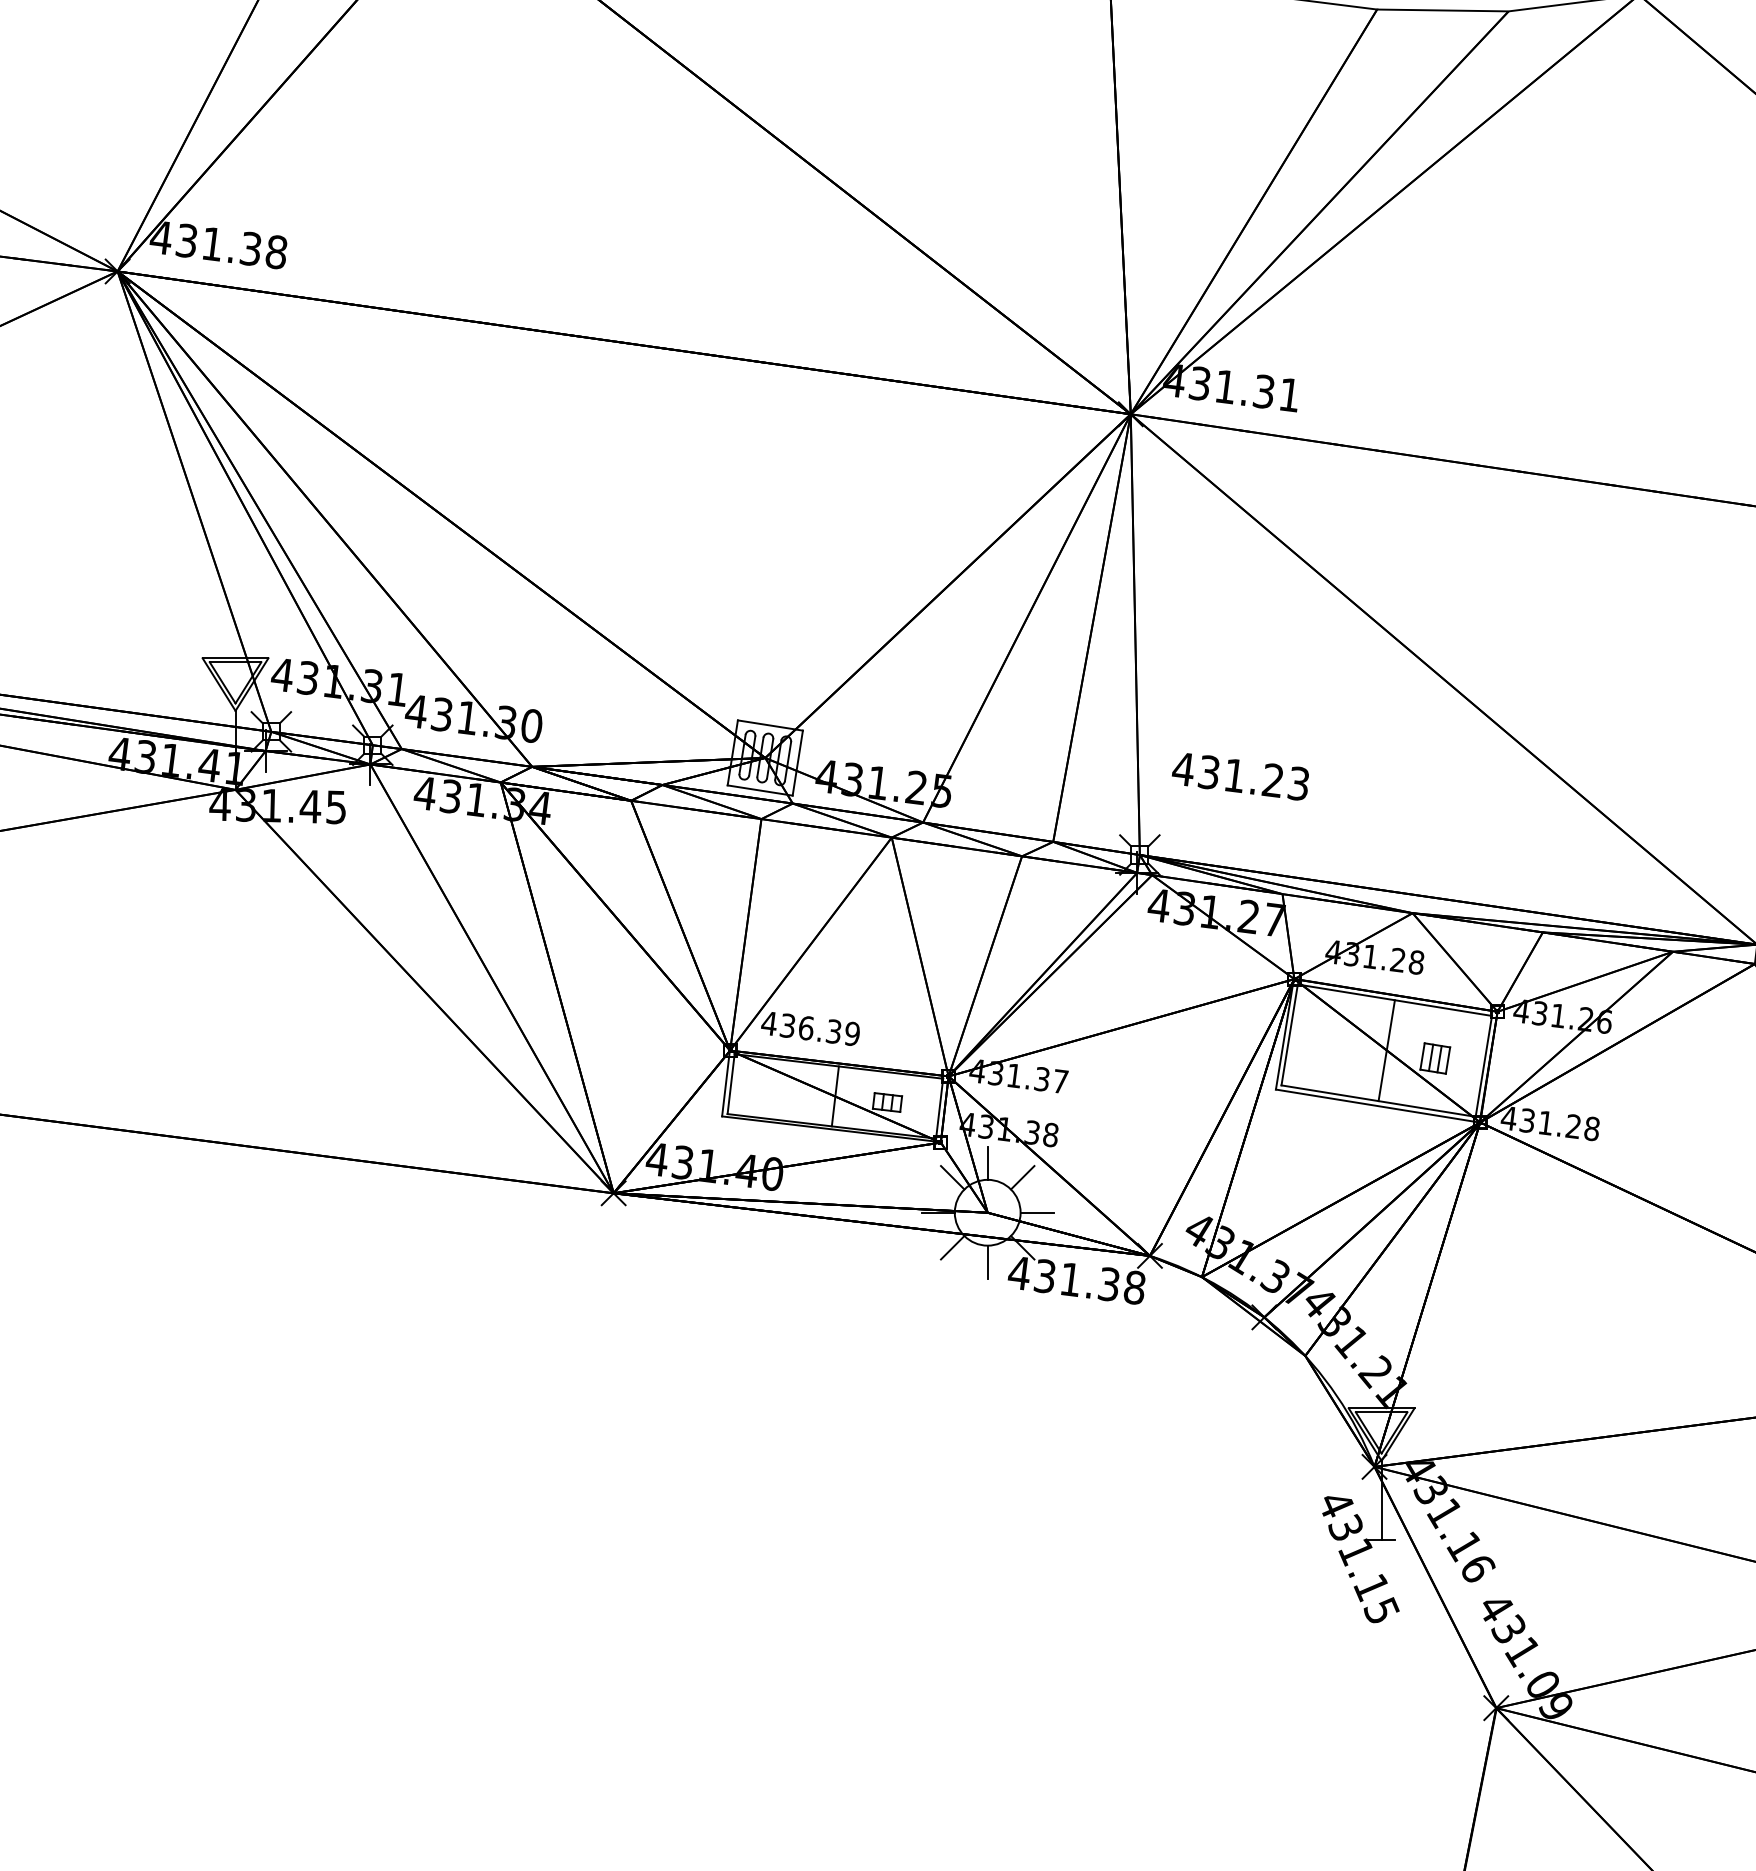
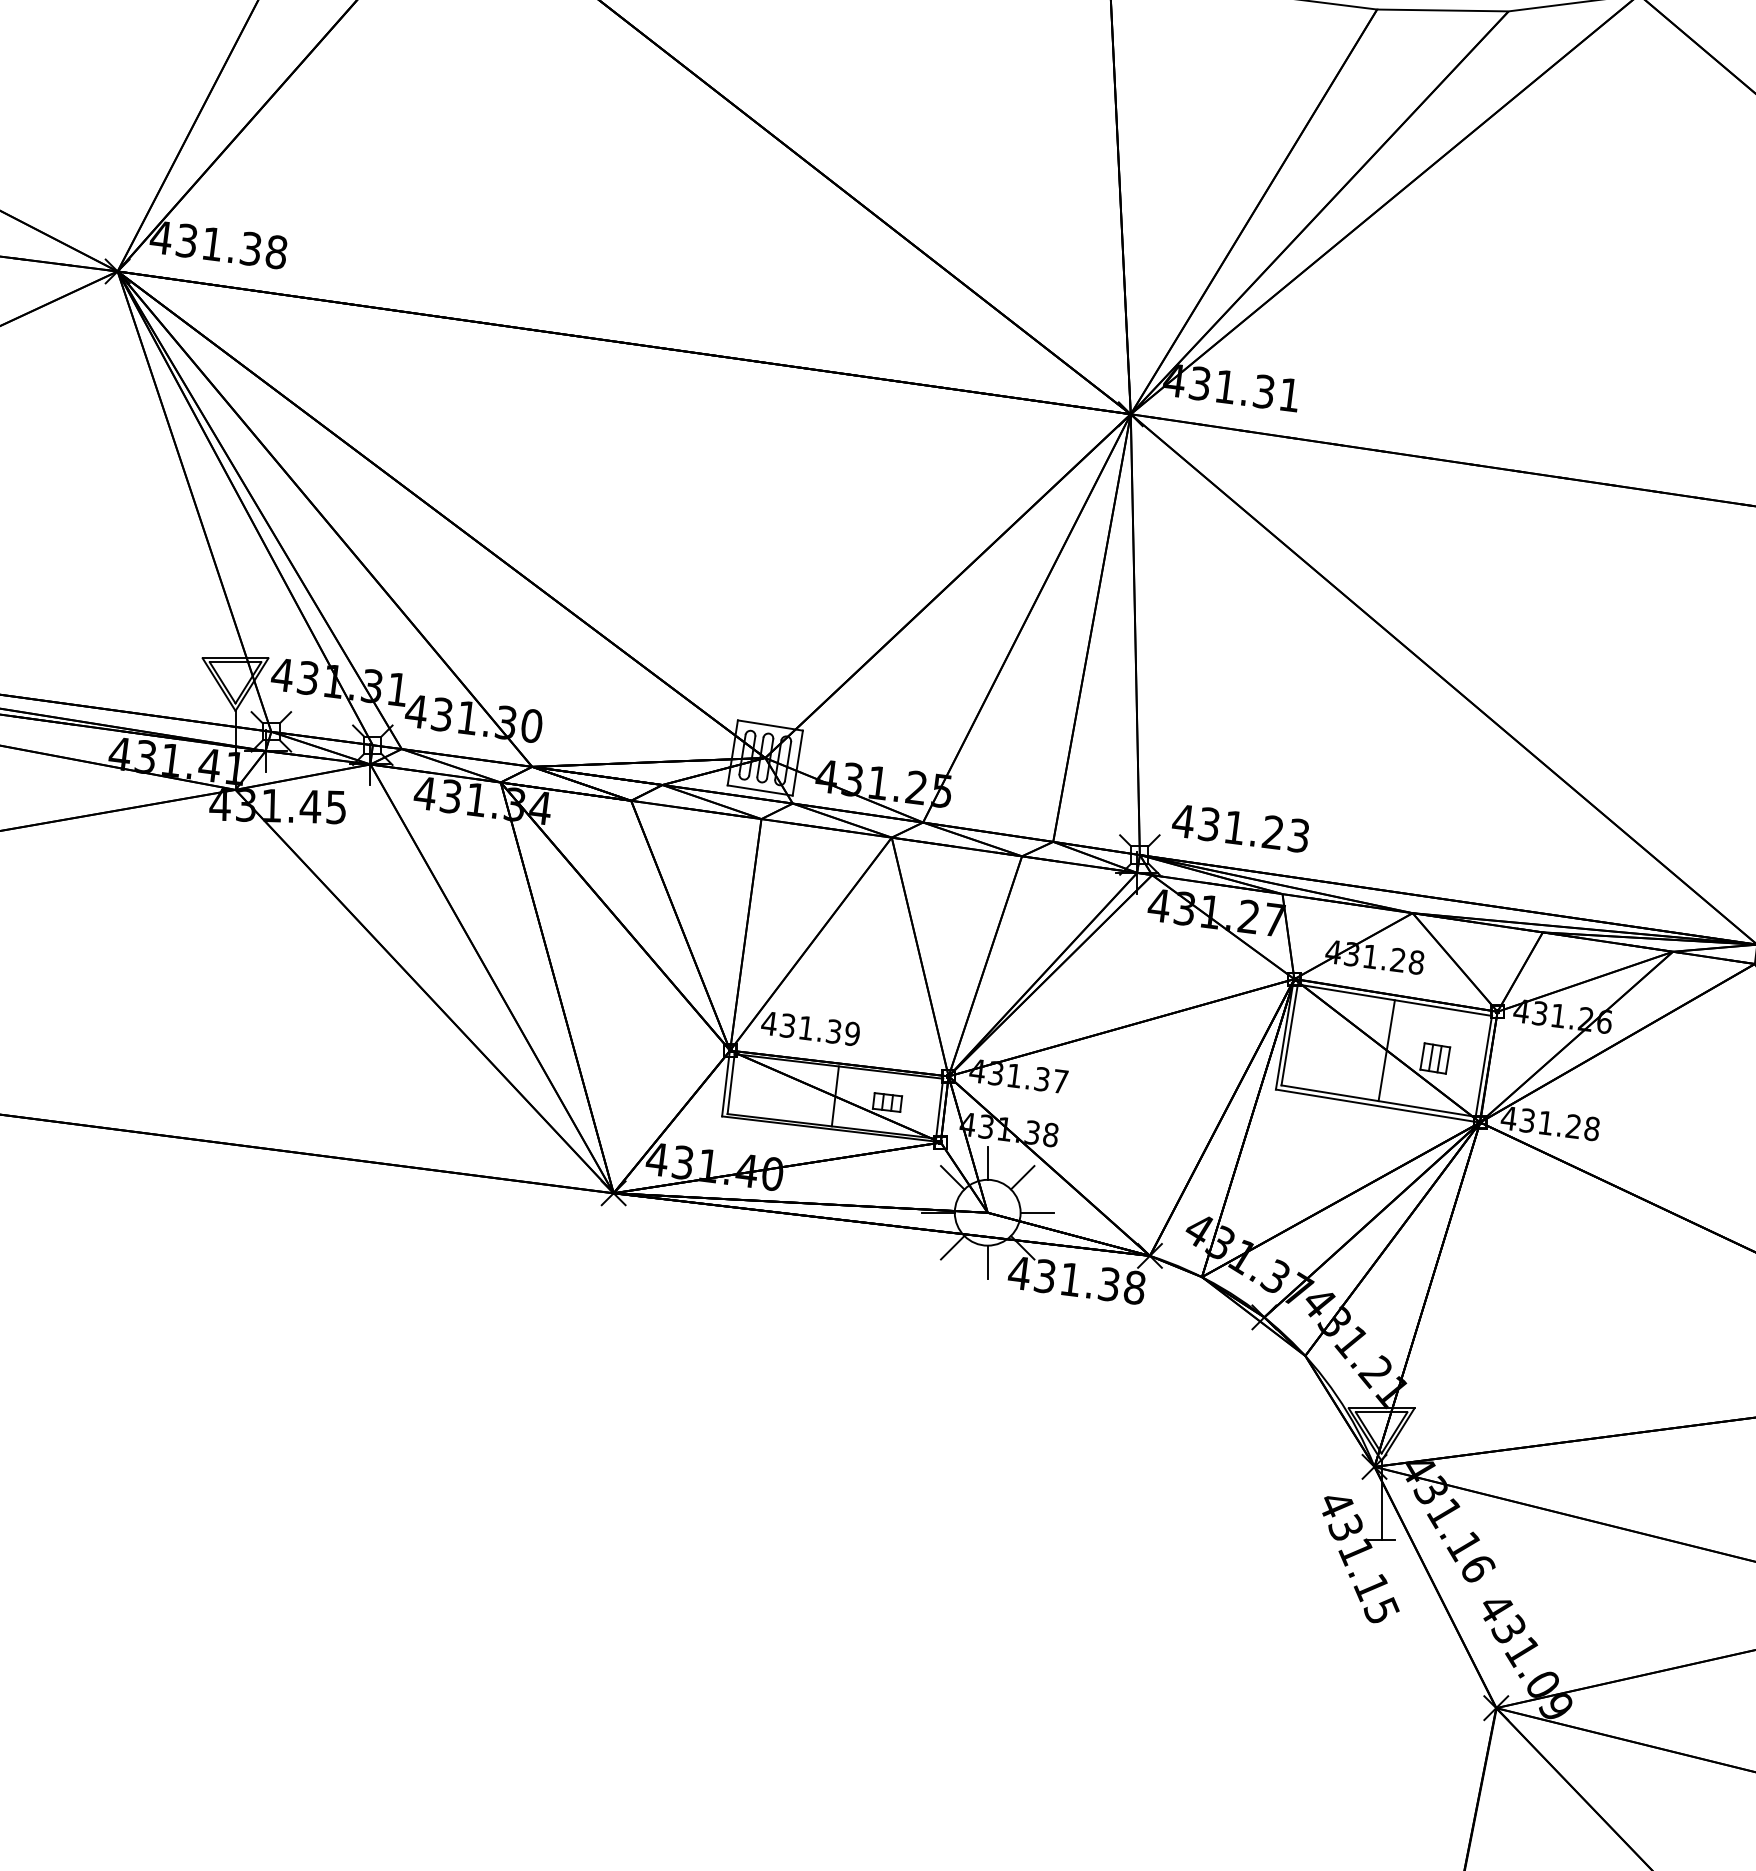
text position: (1239, 776) -> (1239, 828) (1239, 828)
text: 436.39 -> 431.39 (806, 1028)
